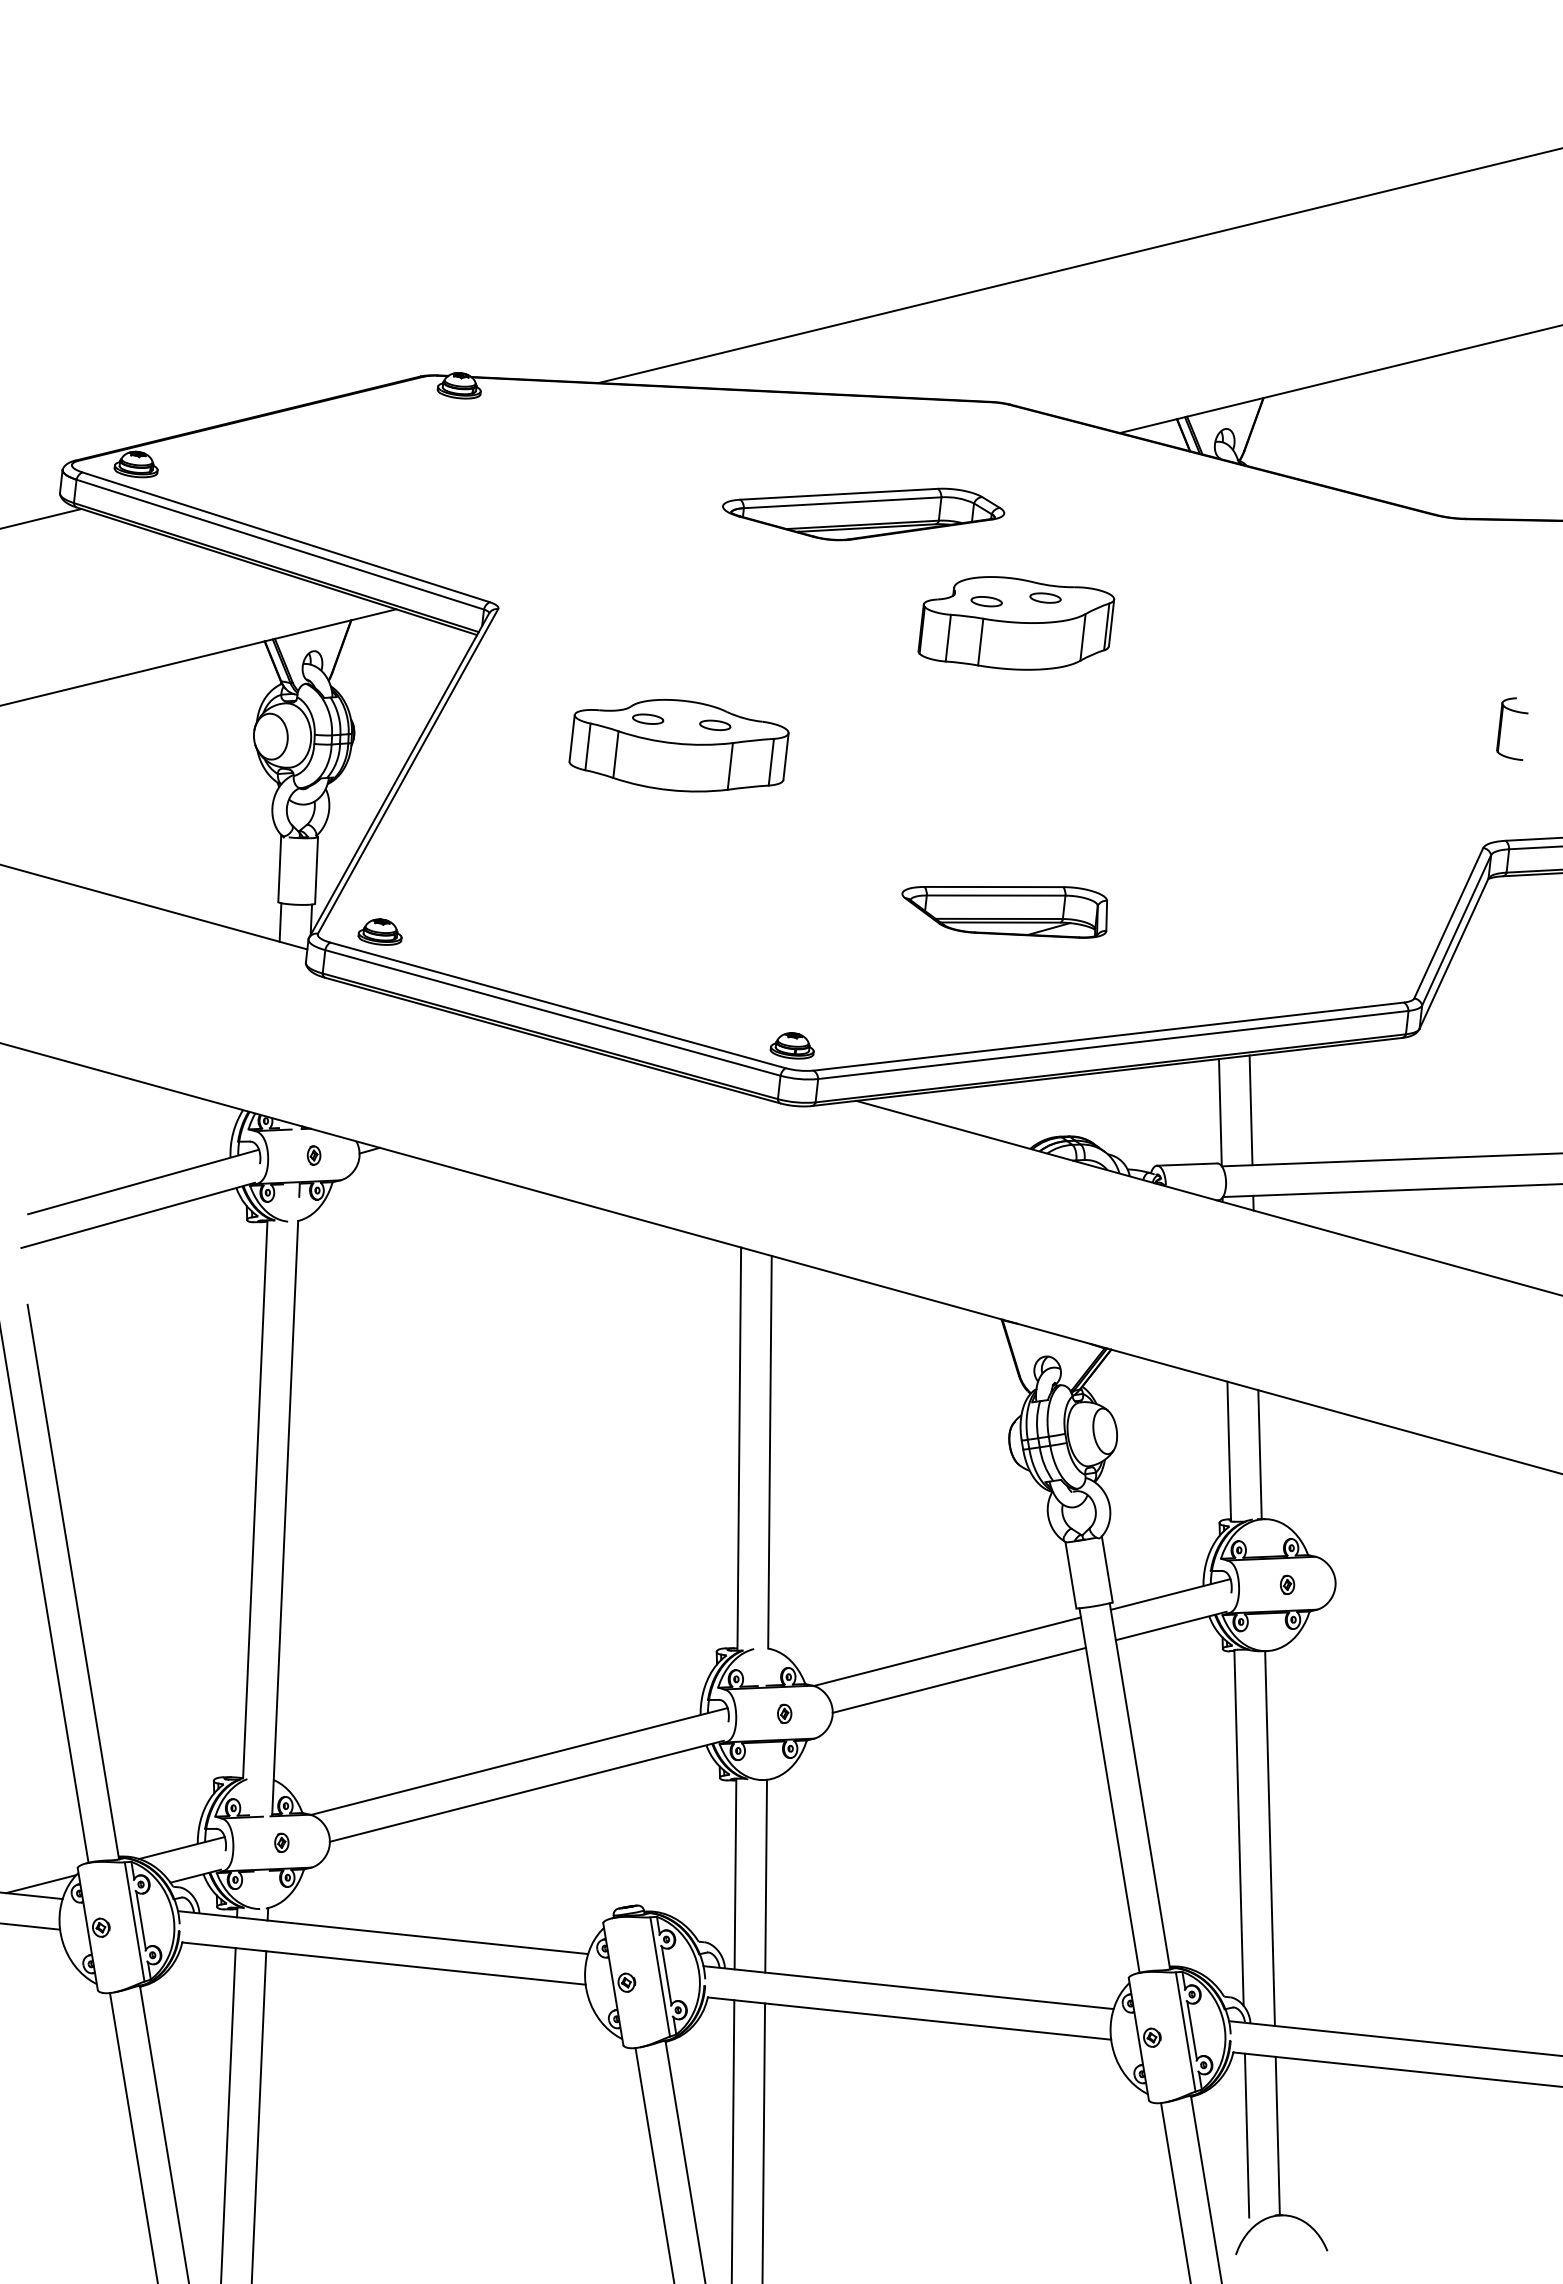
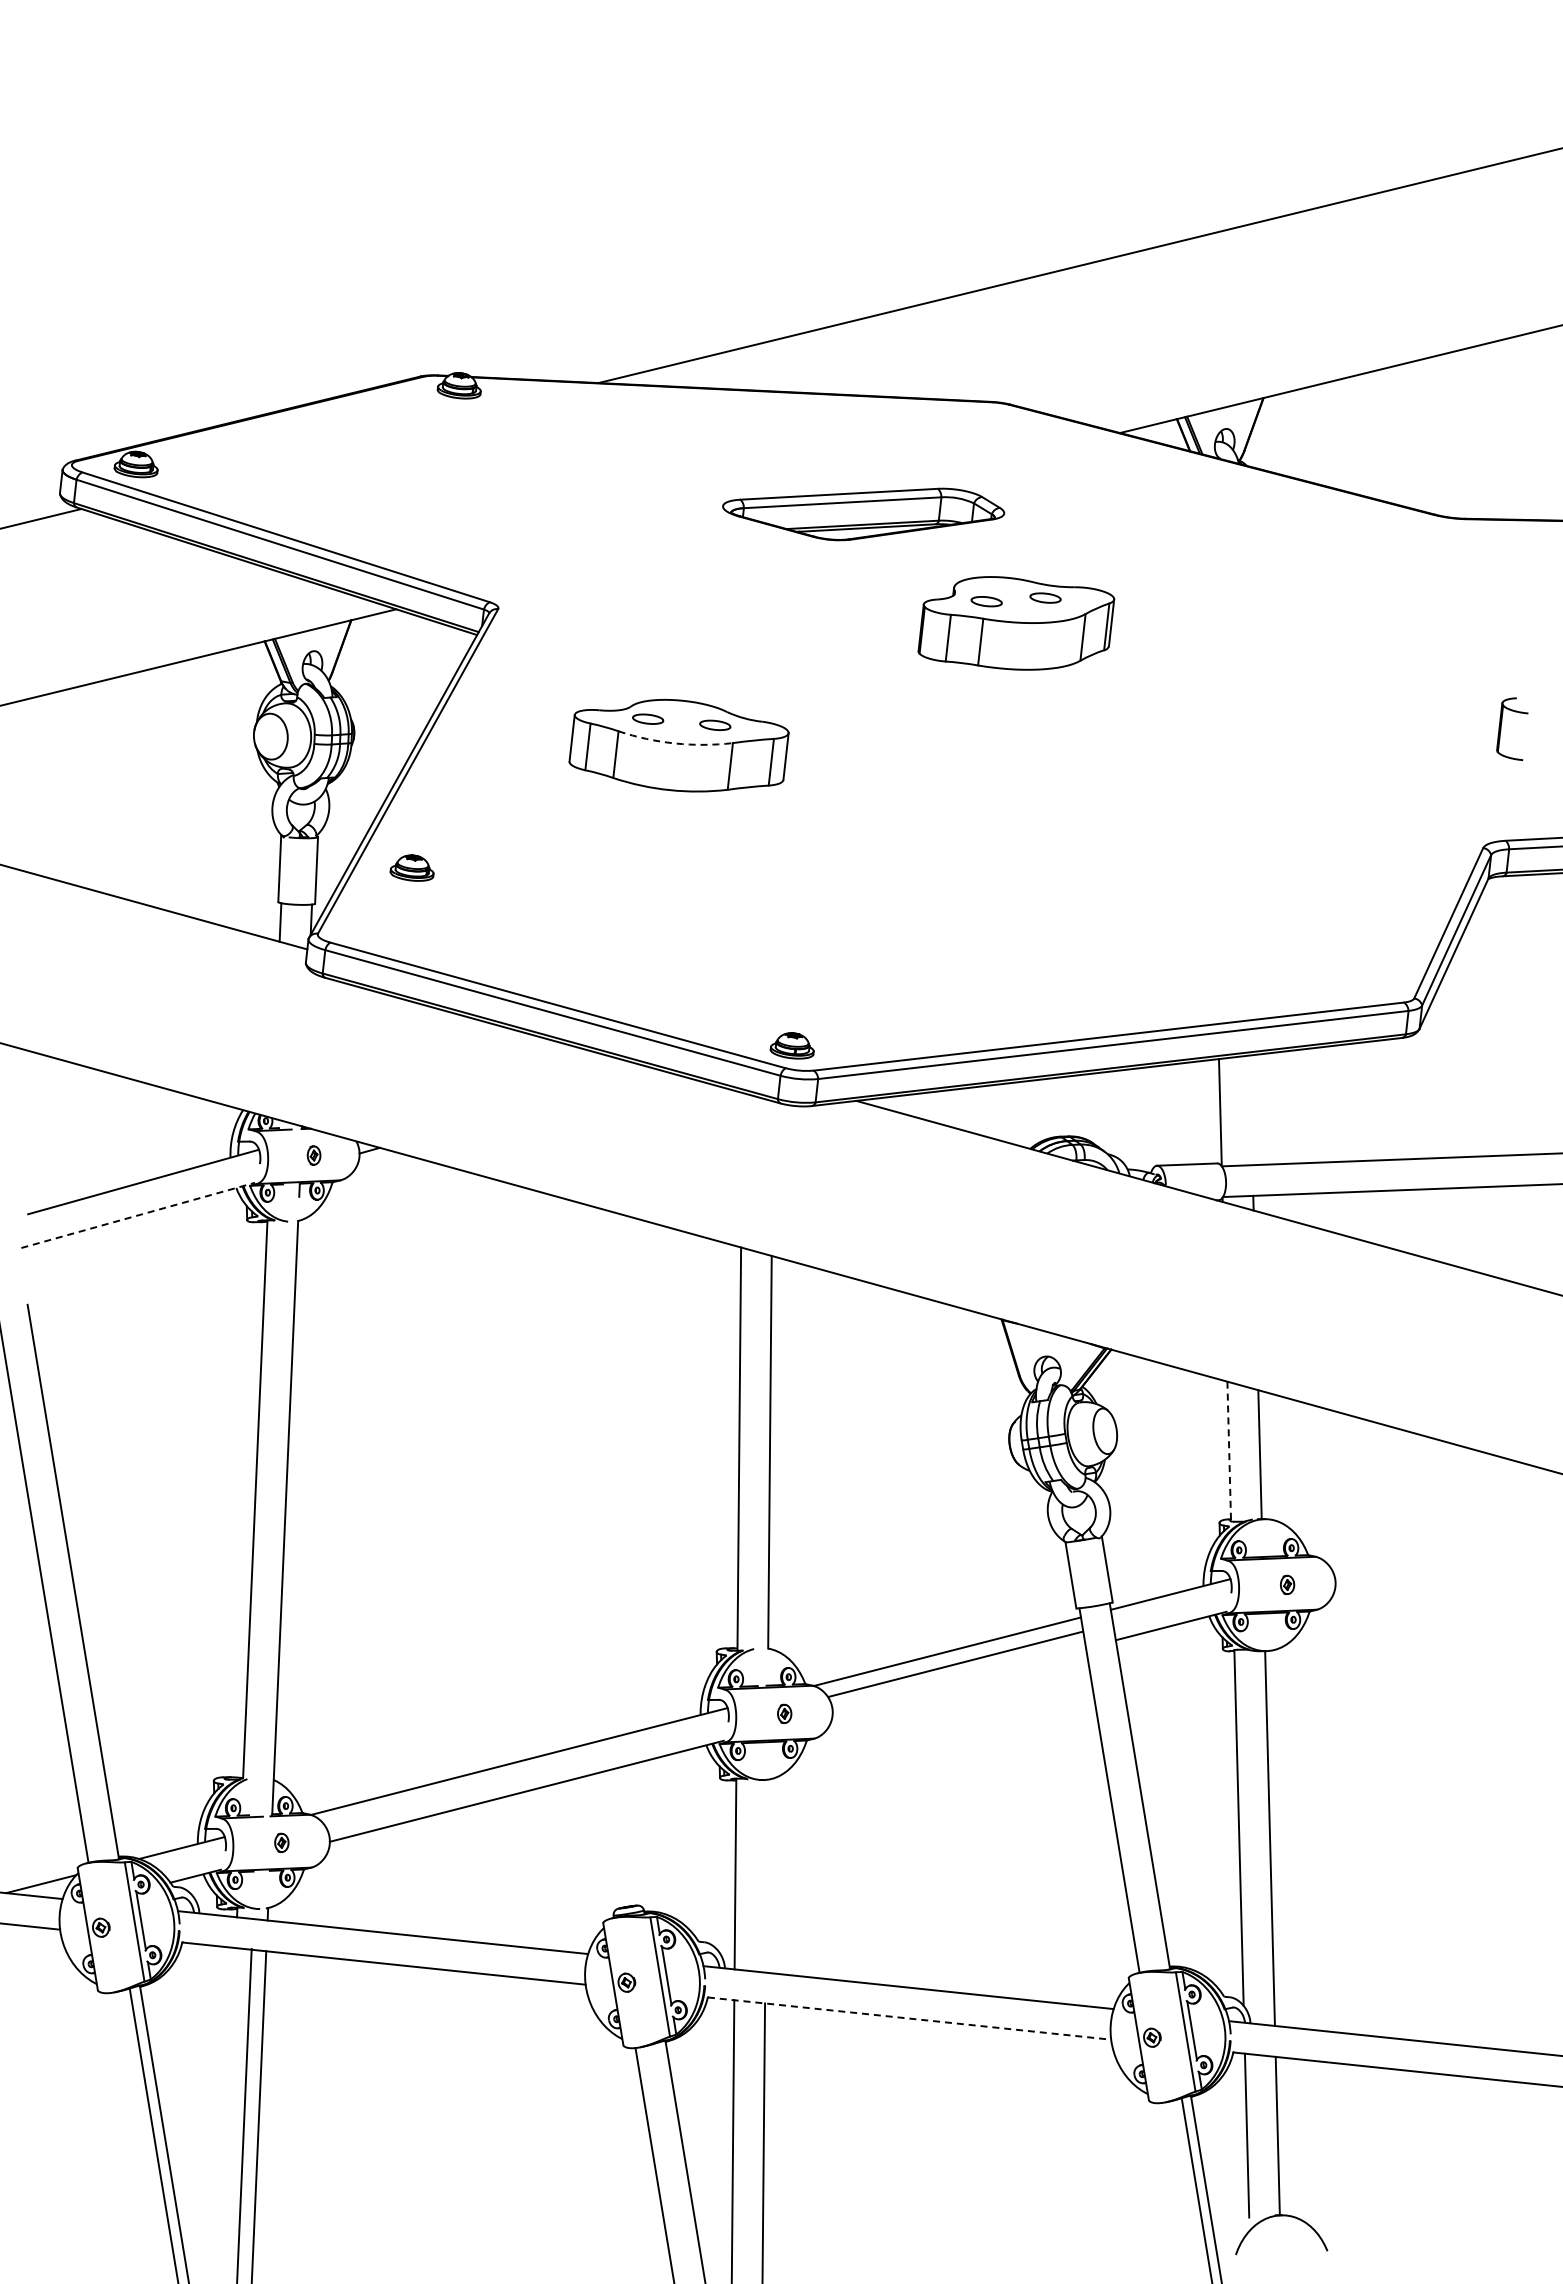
arc: solid -> dashed (675, 743)
part: present -> none (1004, 912)
part position: (379, 931) -> (411, 867) (411, 867)
line: present -> none (1250, 1110)
line: solid -> dashed (138, 1215)
line: solid -> dashed (1229, 1451)
line position: (959, 1679) -> (955, 1663) (955, 1663)
line: present -> none (766, 1875)
line: solid -> dashed (909, 2018)
line position: (228, 2114) -> (244, 2114) (244, 2114)
line position: (133, 2136) -> (153, 2135) (153, 2135)
line position: (1175, 2191) -> (1196, 2190) (1196, 2190)
